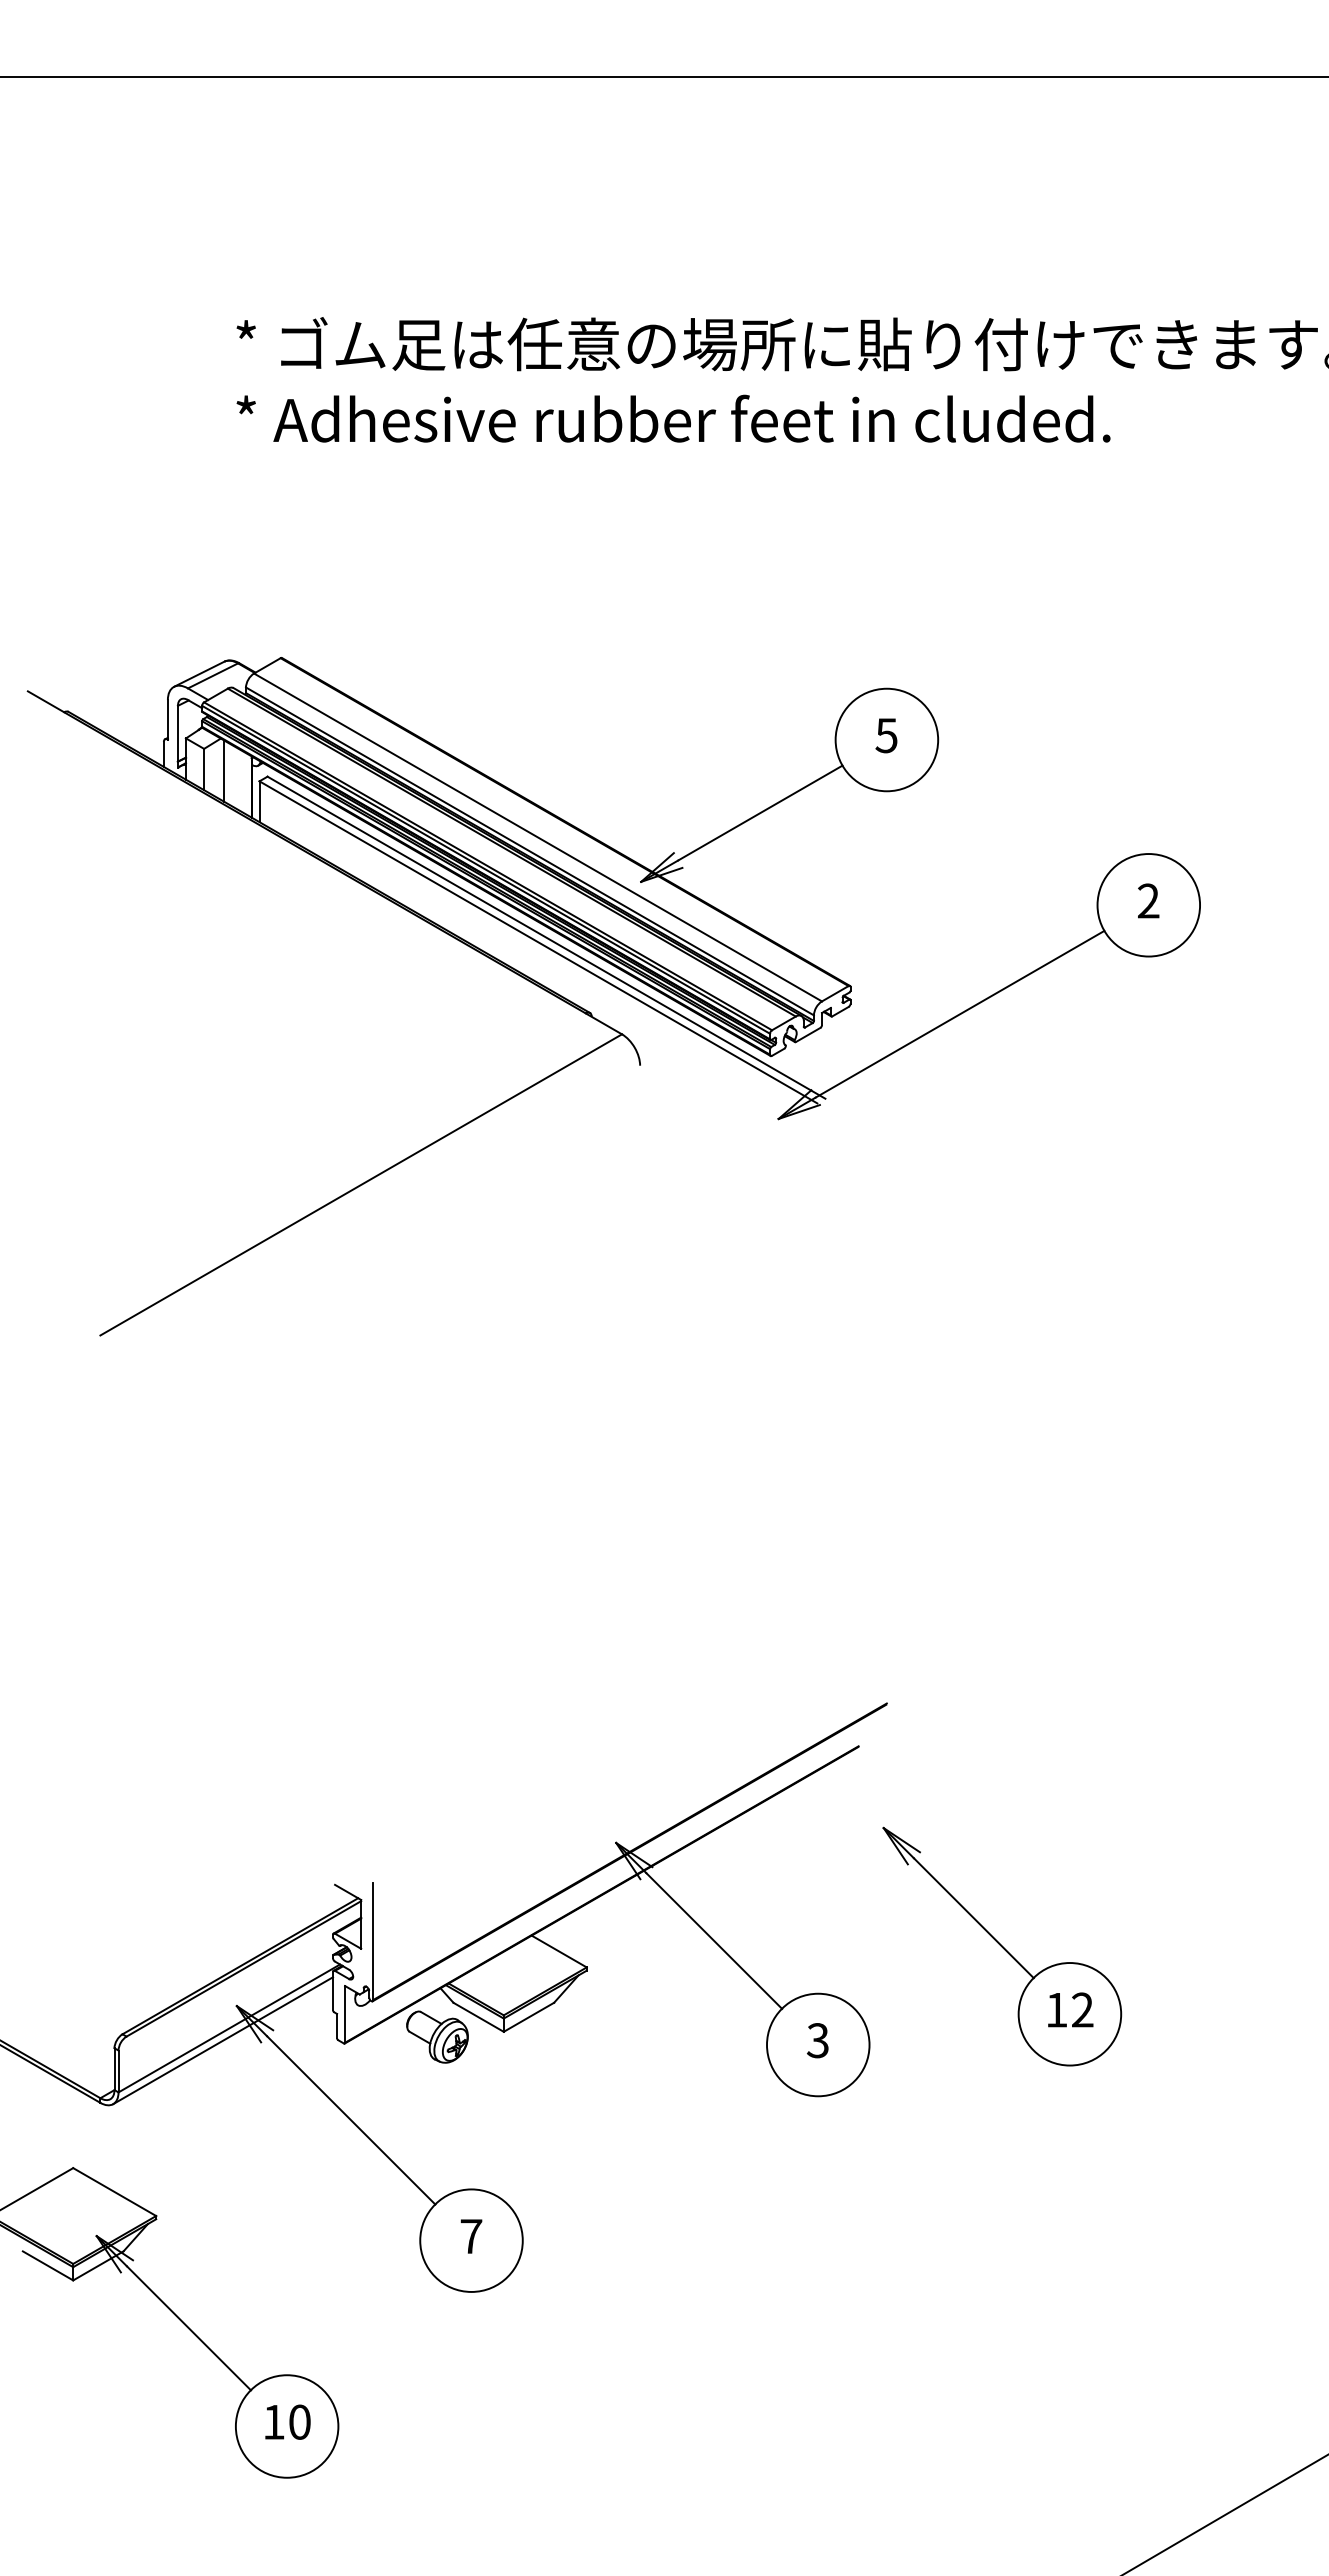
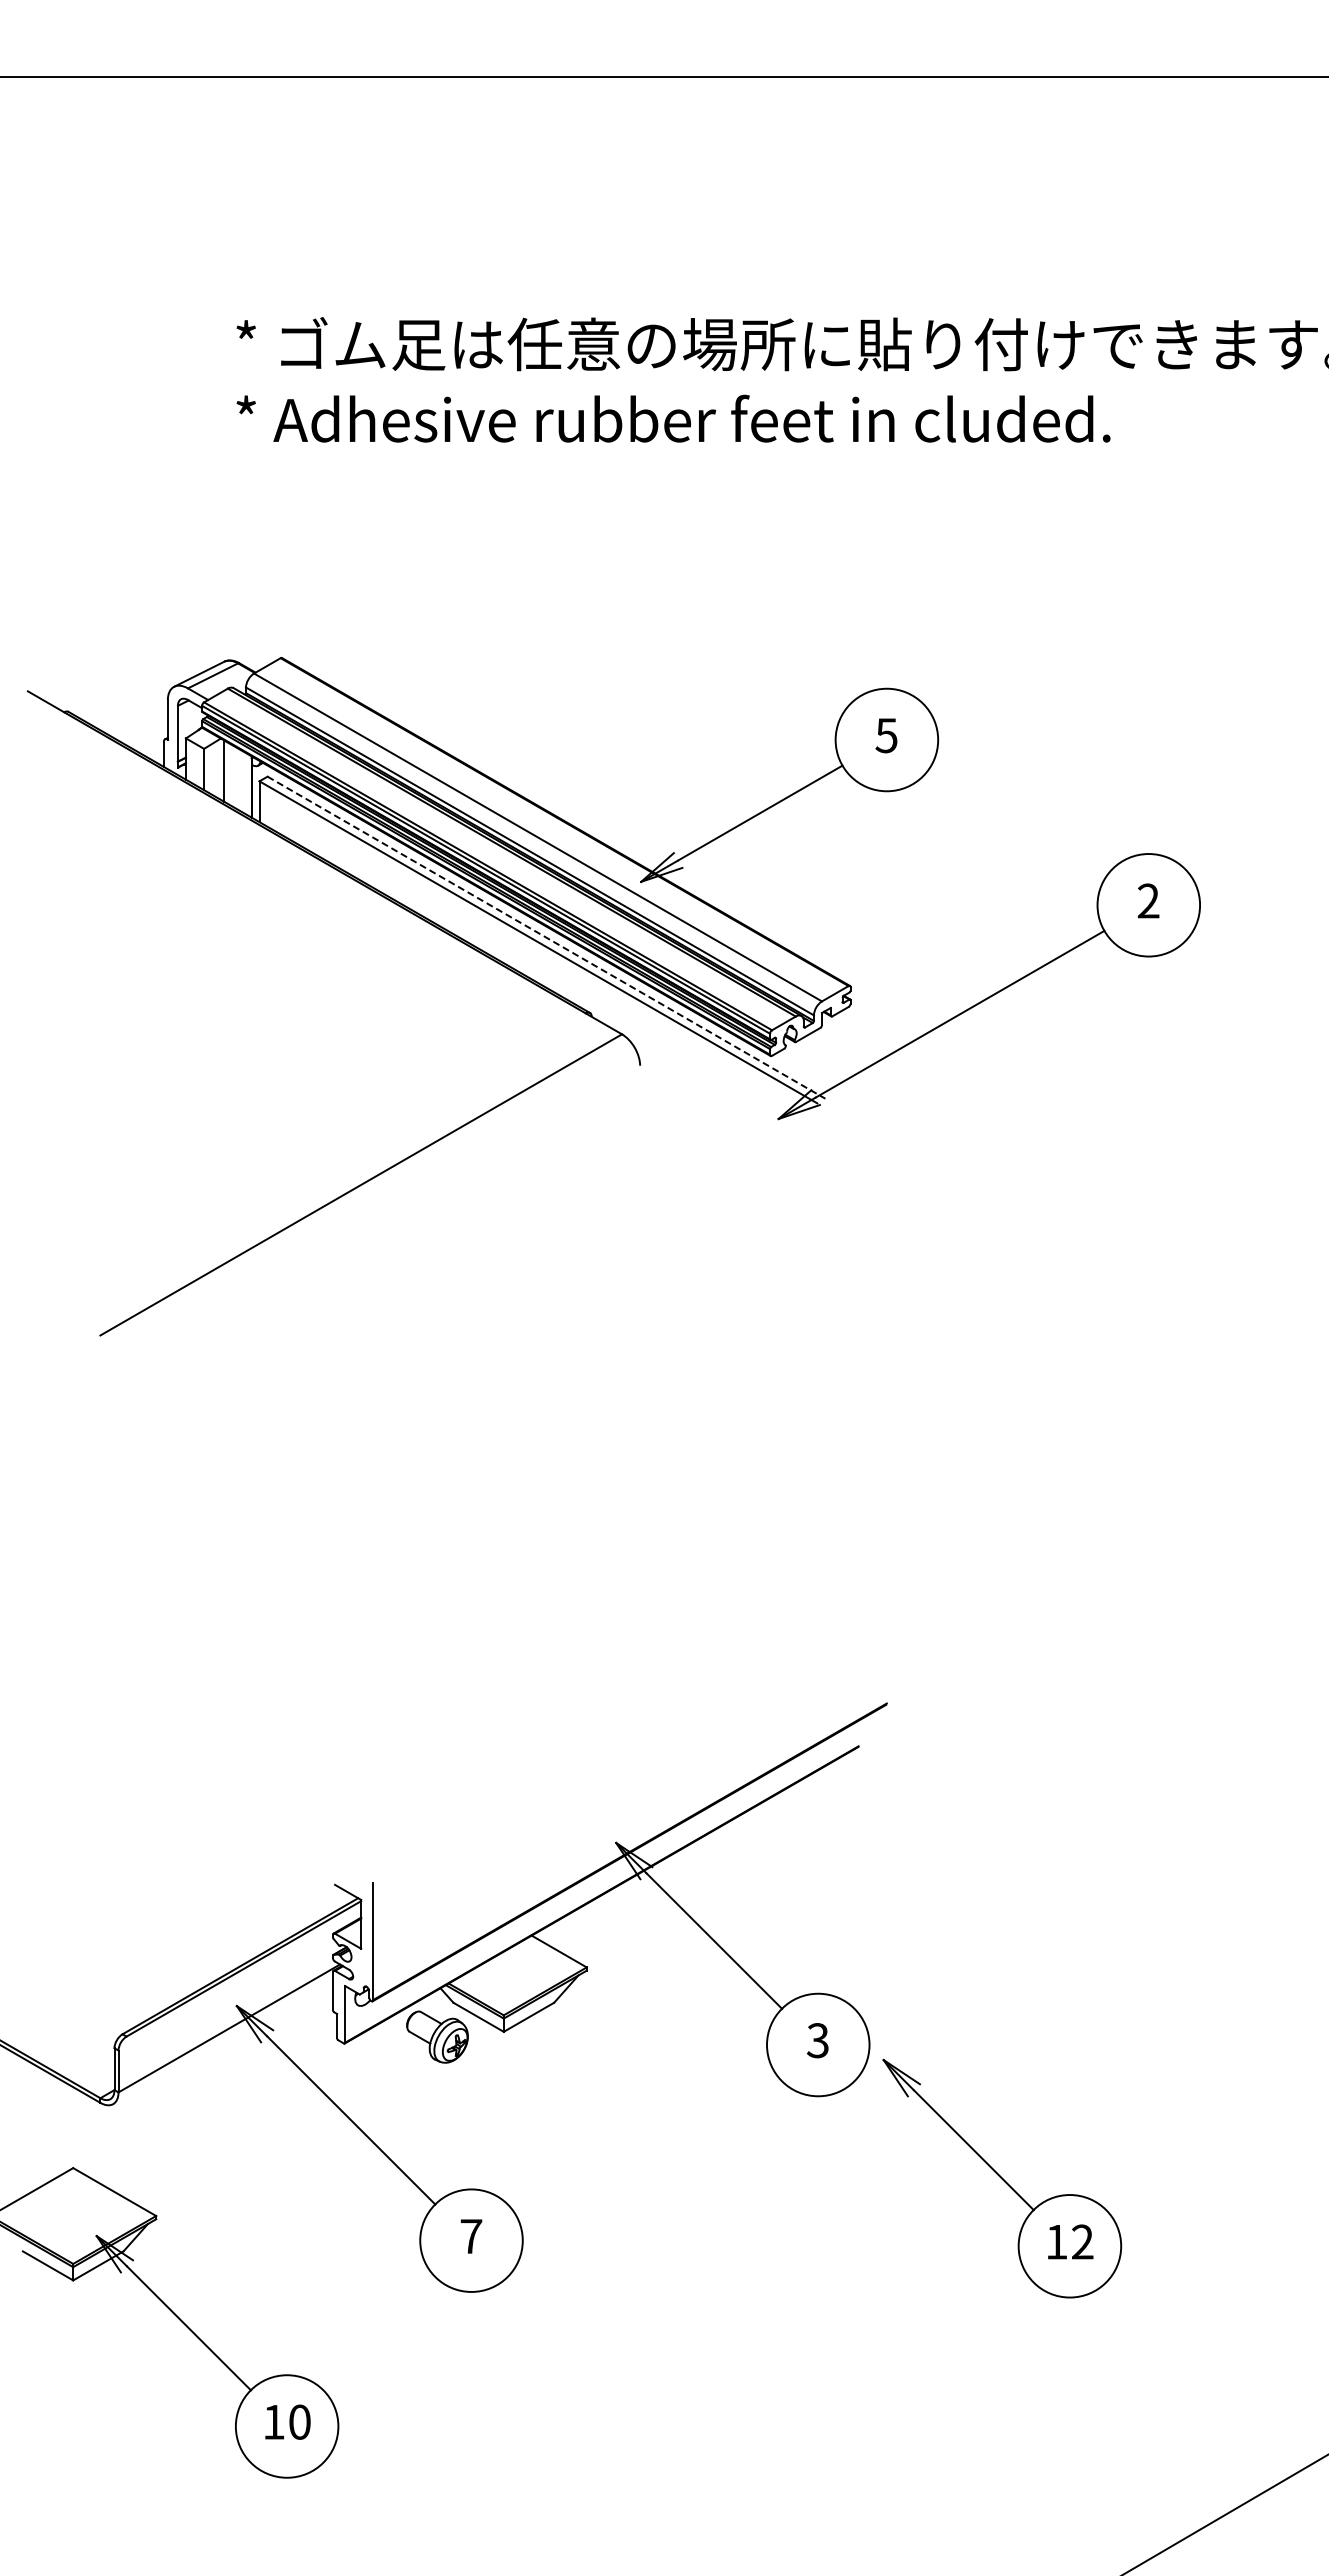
line: solid -> dashed (546, 937)
part position: (1002, 1946) -> (1002, 2178) (1002, 2178)
line: present -> none (223, 2040)
